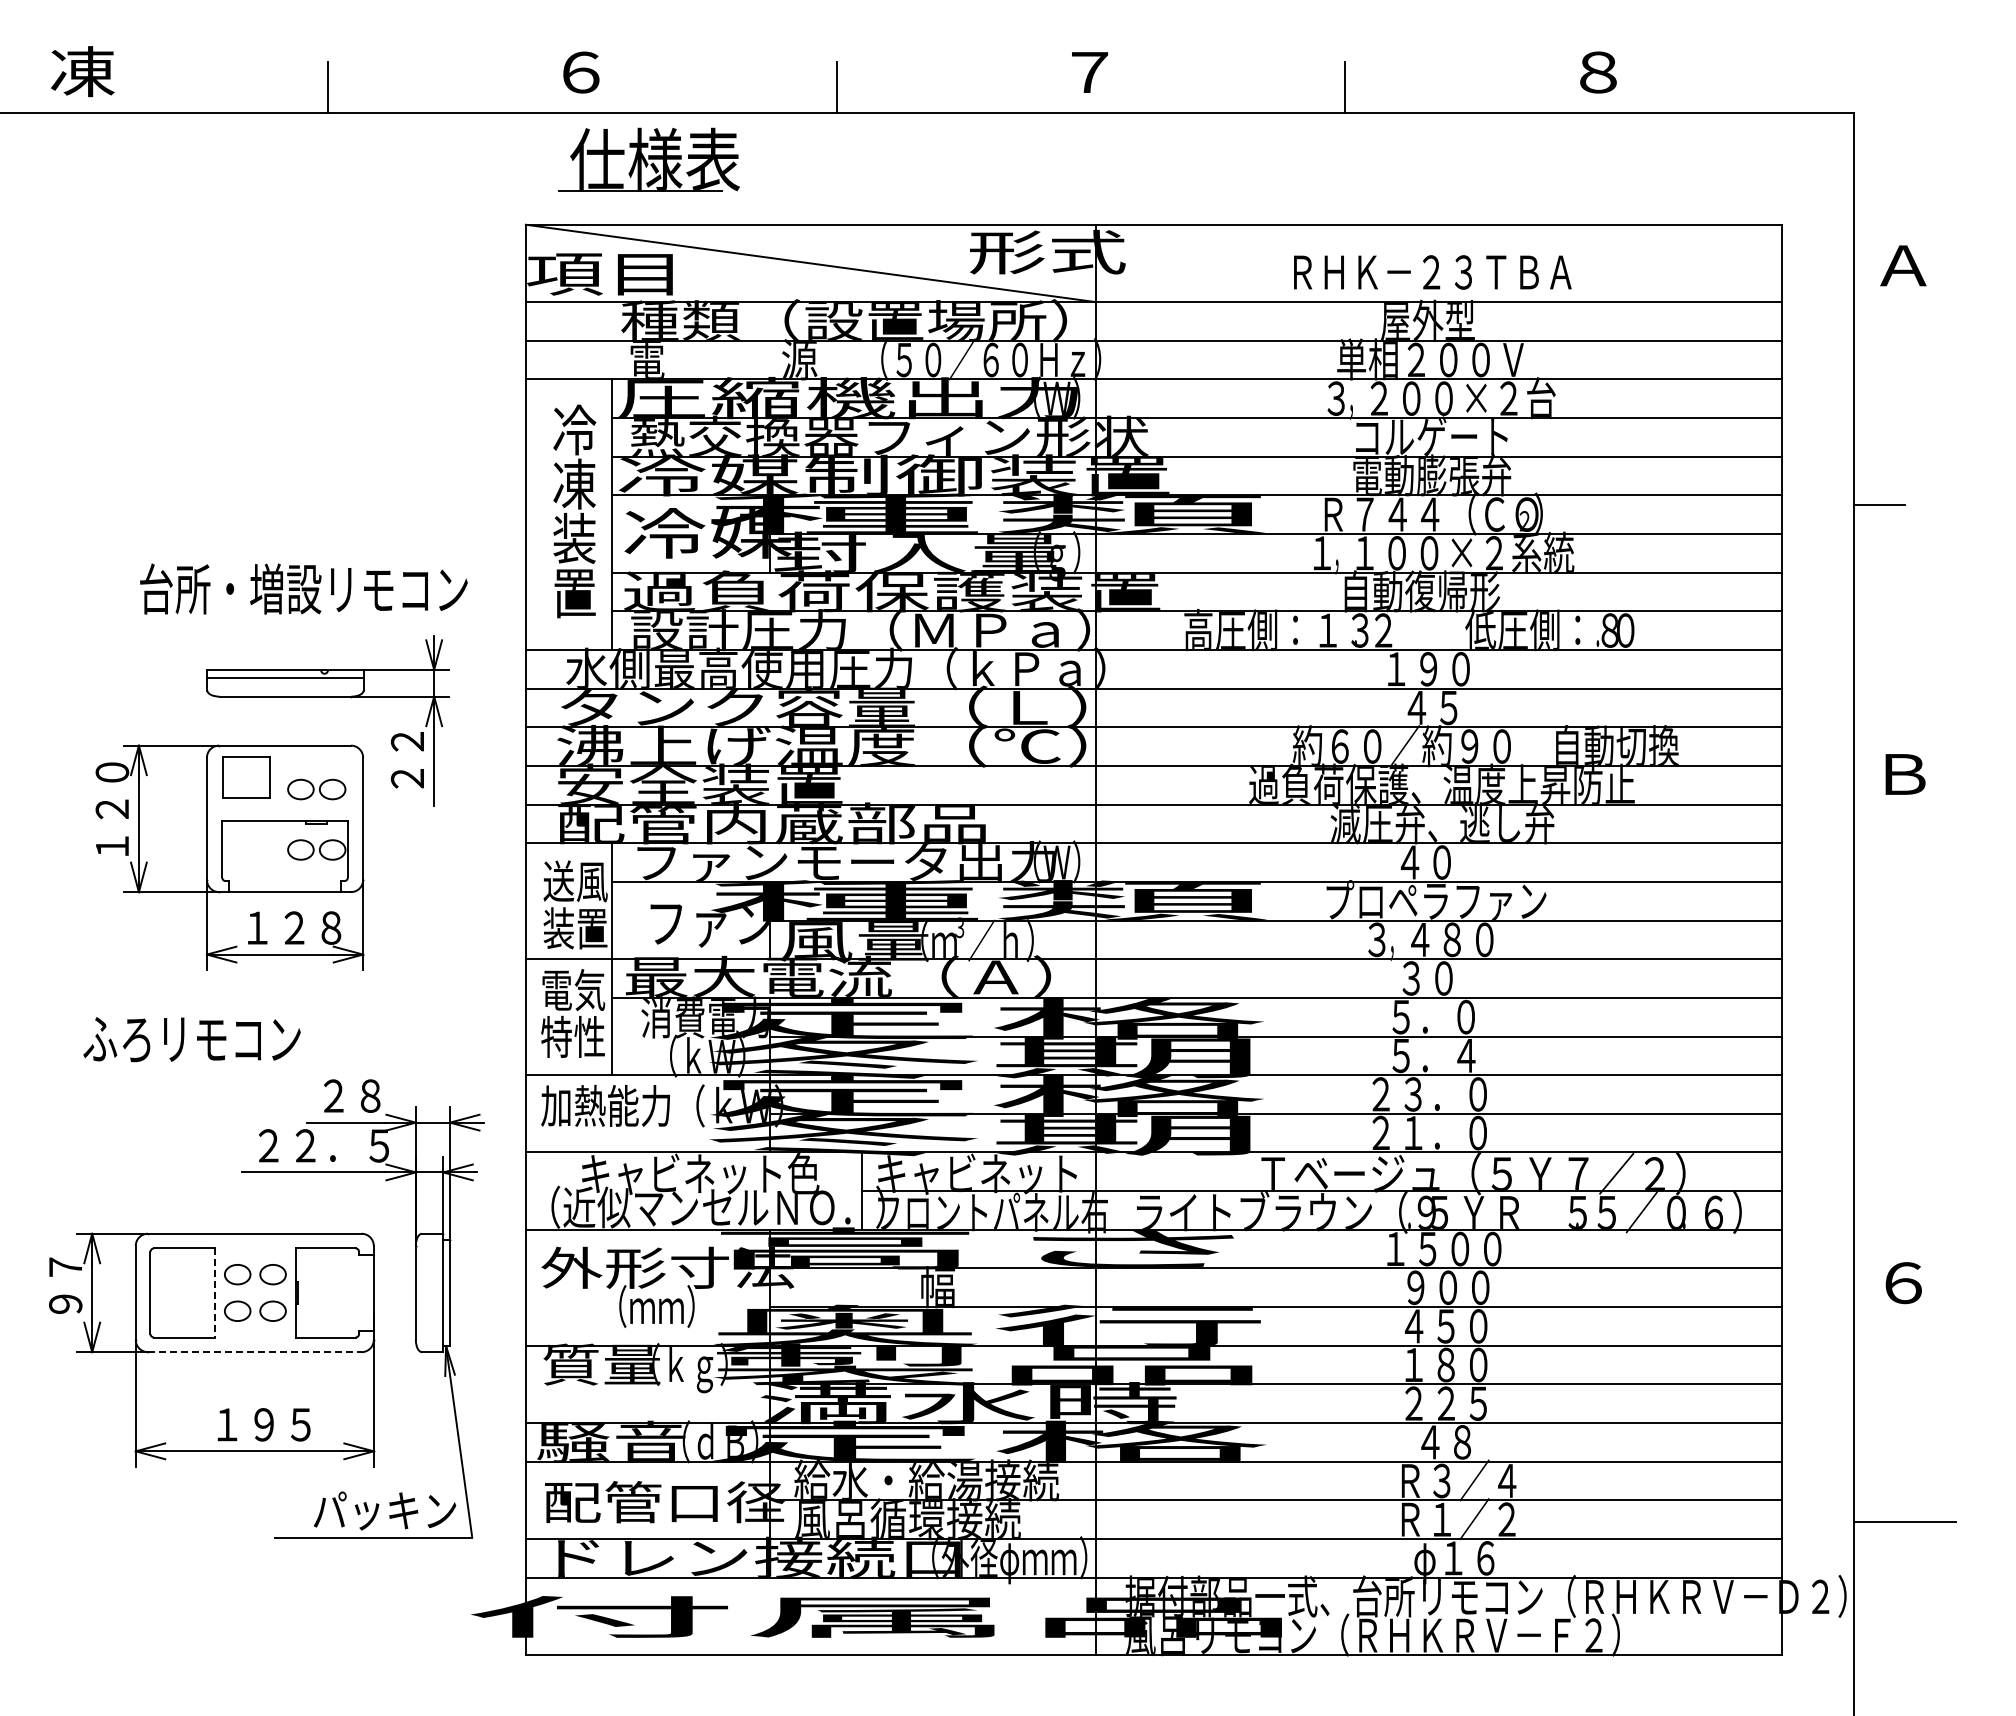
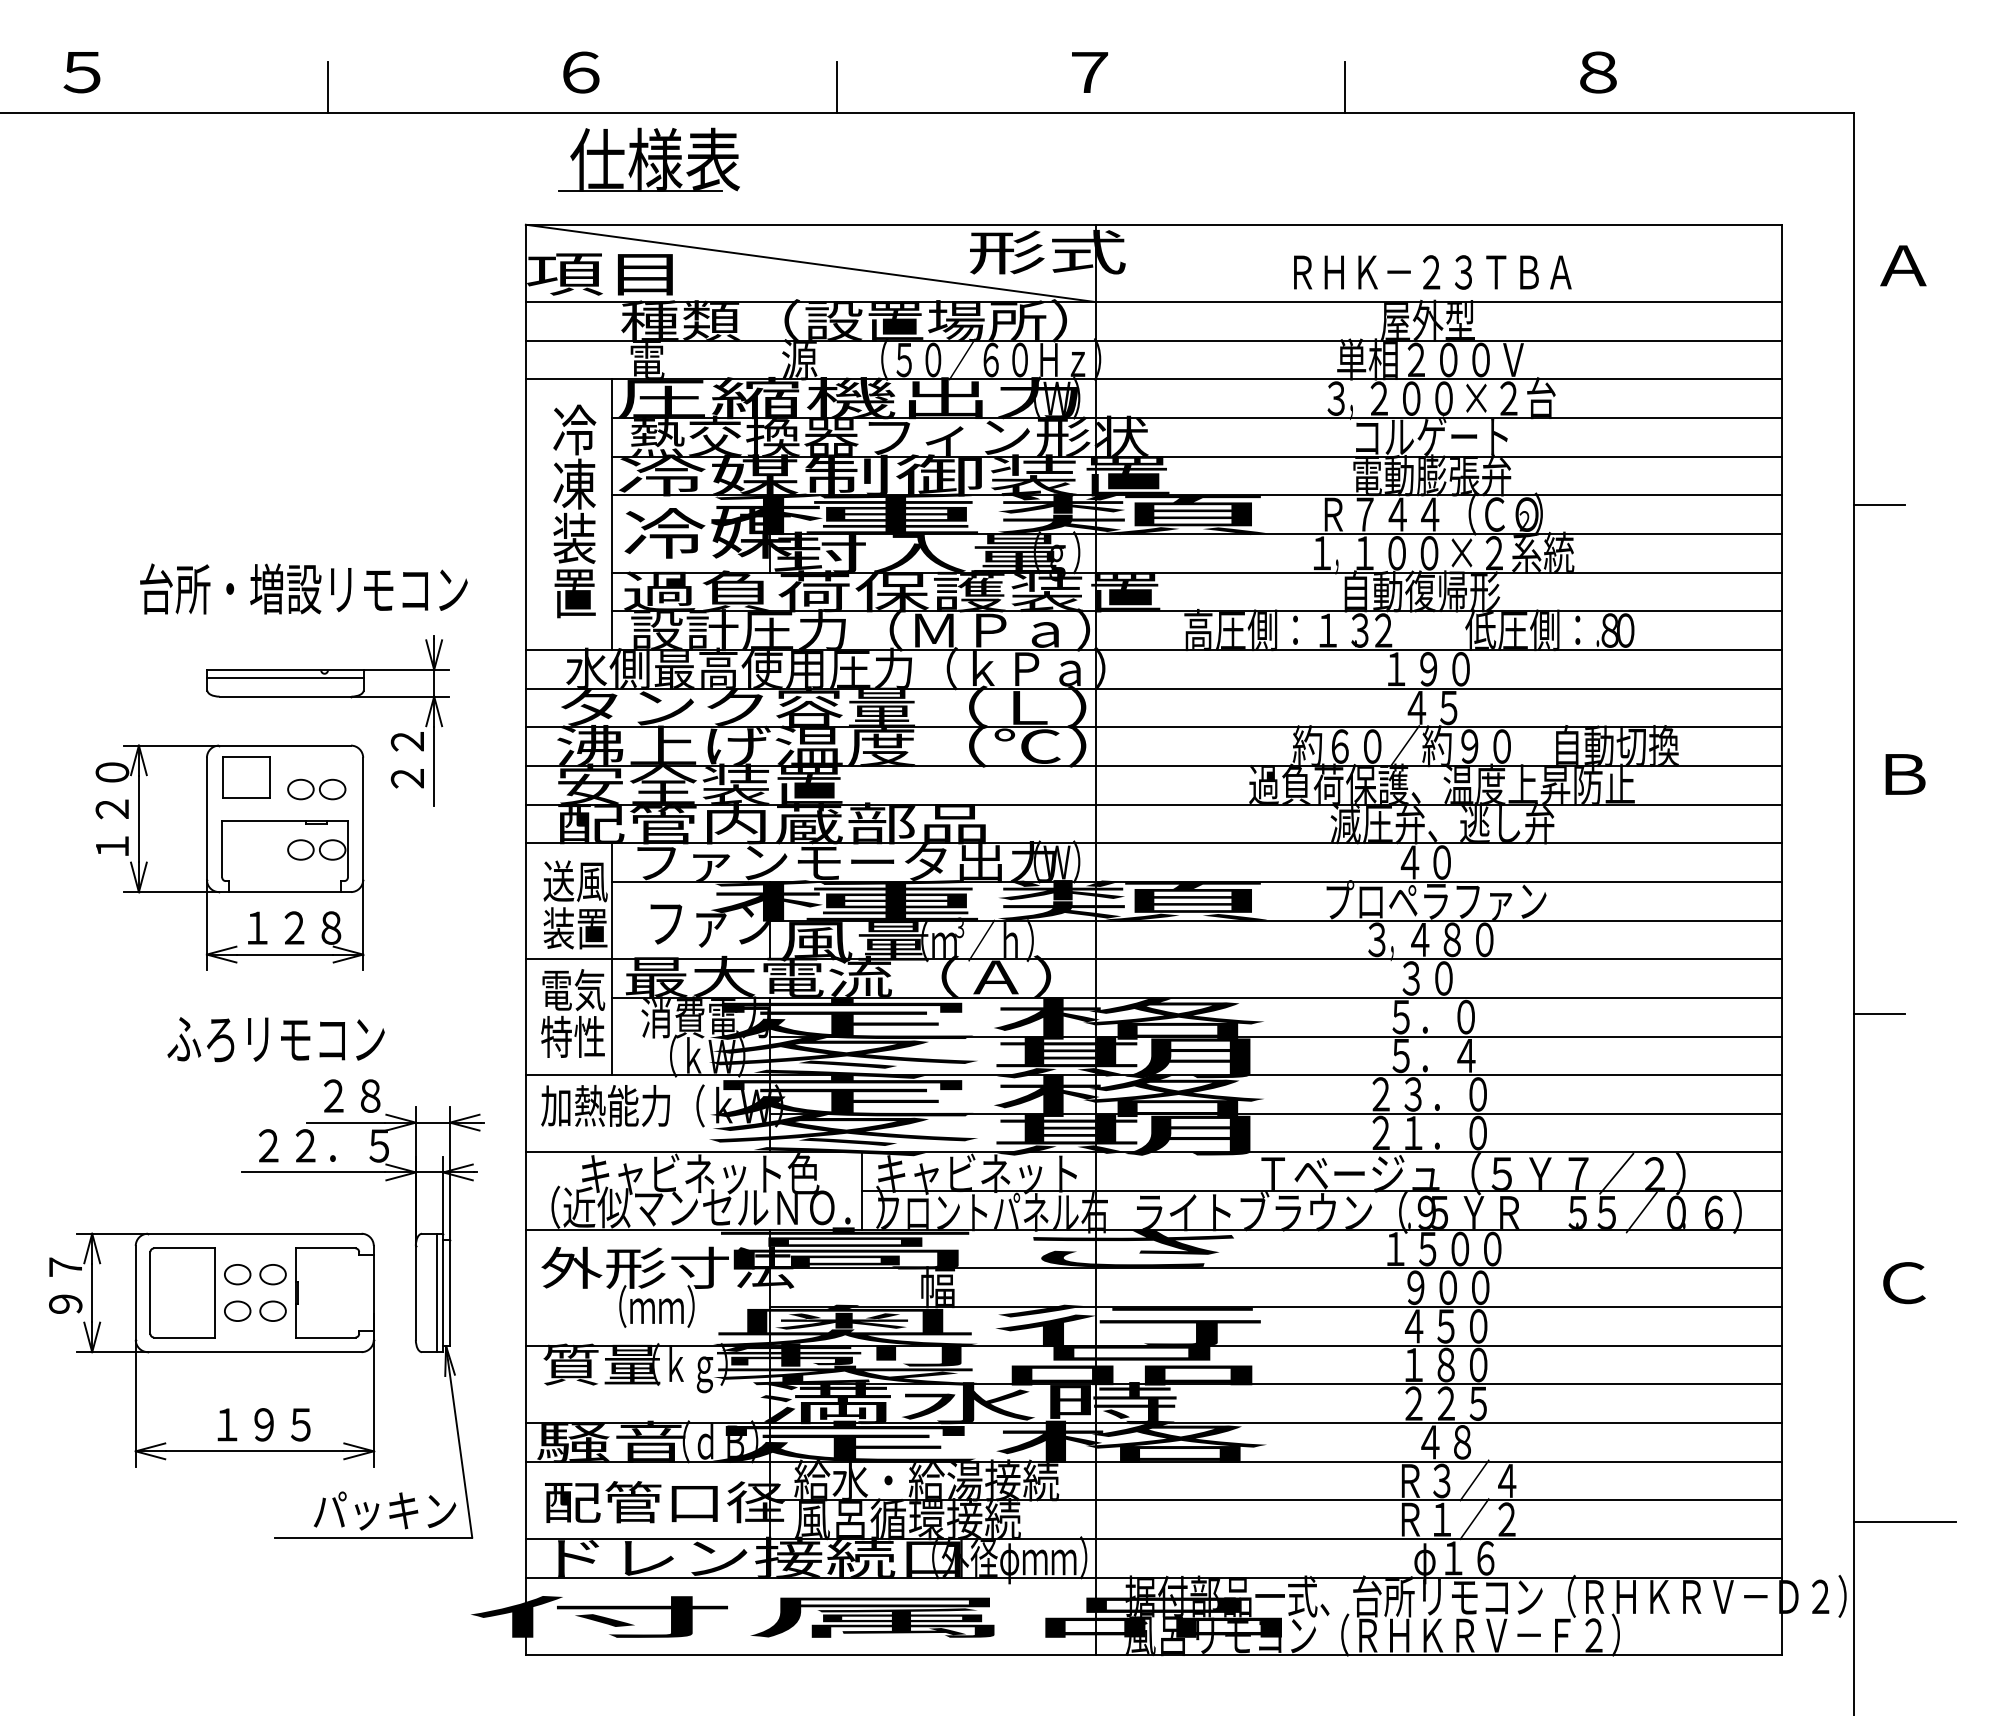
text: 凍 -> ５ (82, 71)
line: none -> present (1878, 1013)
text position: (191, 1039) -> (275, 1039) (275, 1039)
text: ６ -> Ｃ (1904, 1283)
line: dashed -> solid (215, 1292)
line: none -> present (436, 1292)
line: dashed -> solid (254, 1352)
